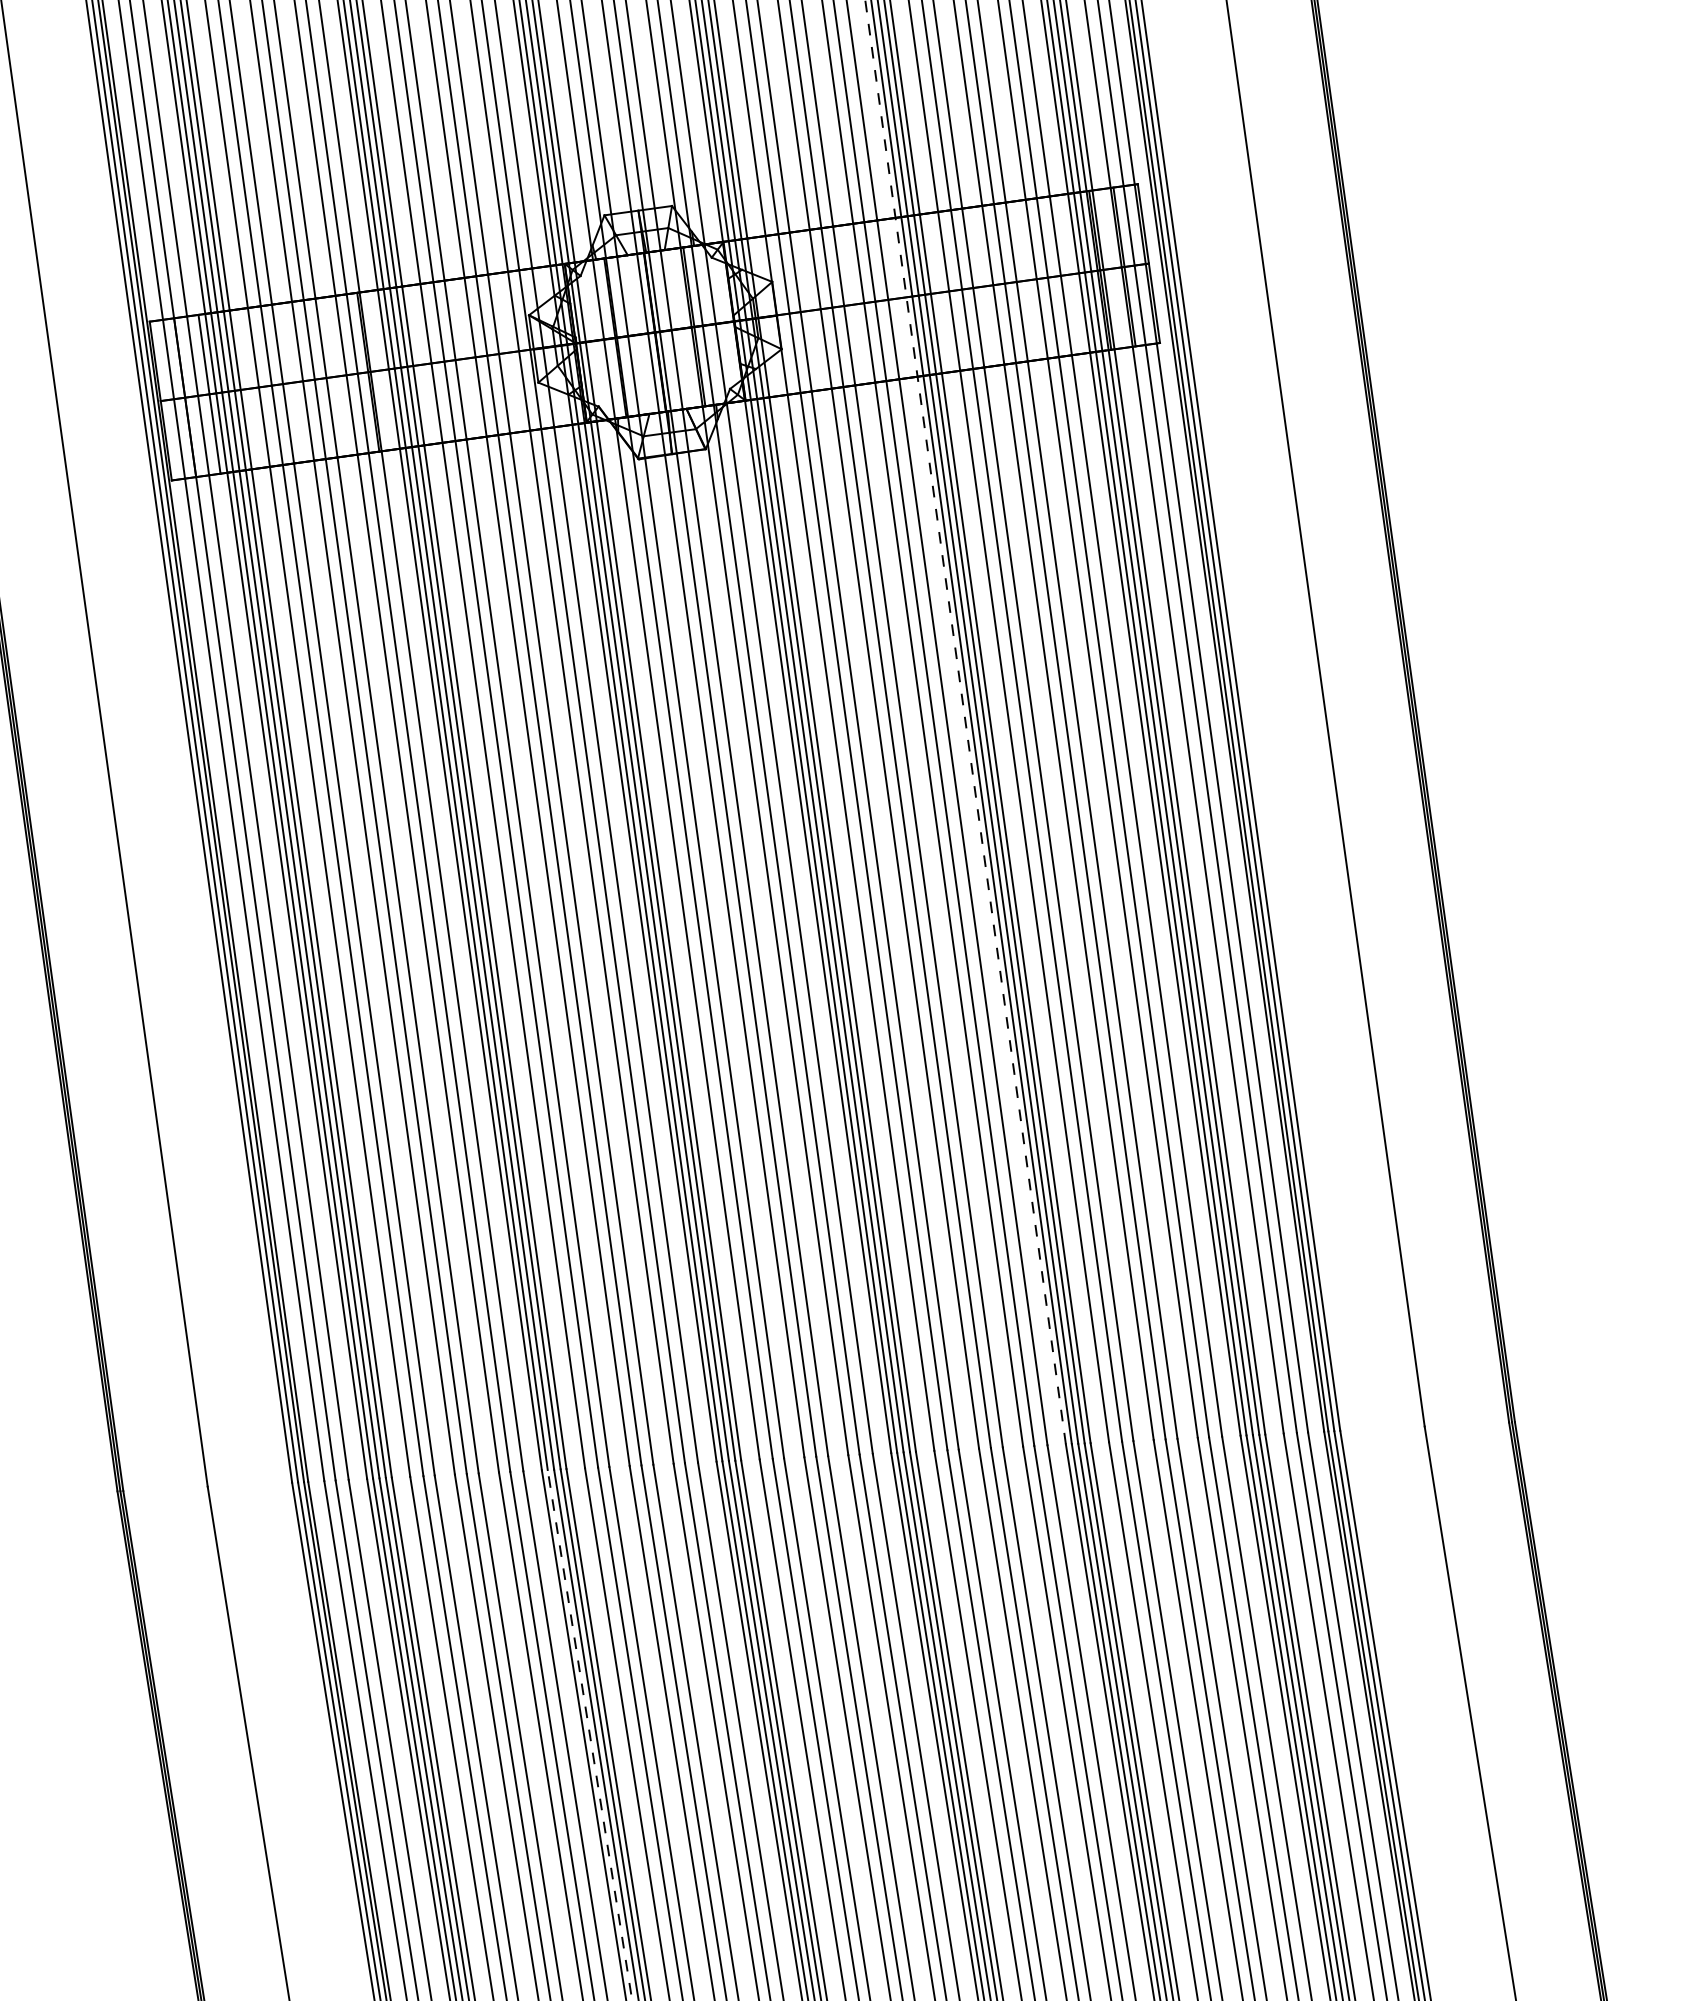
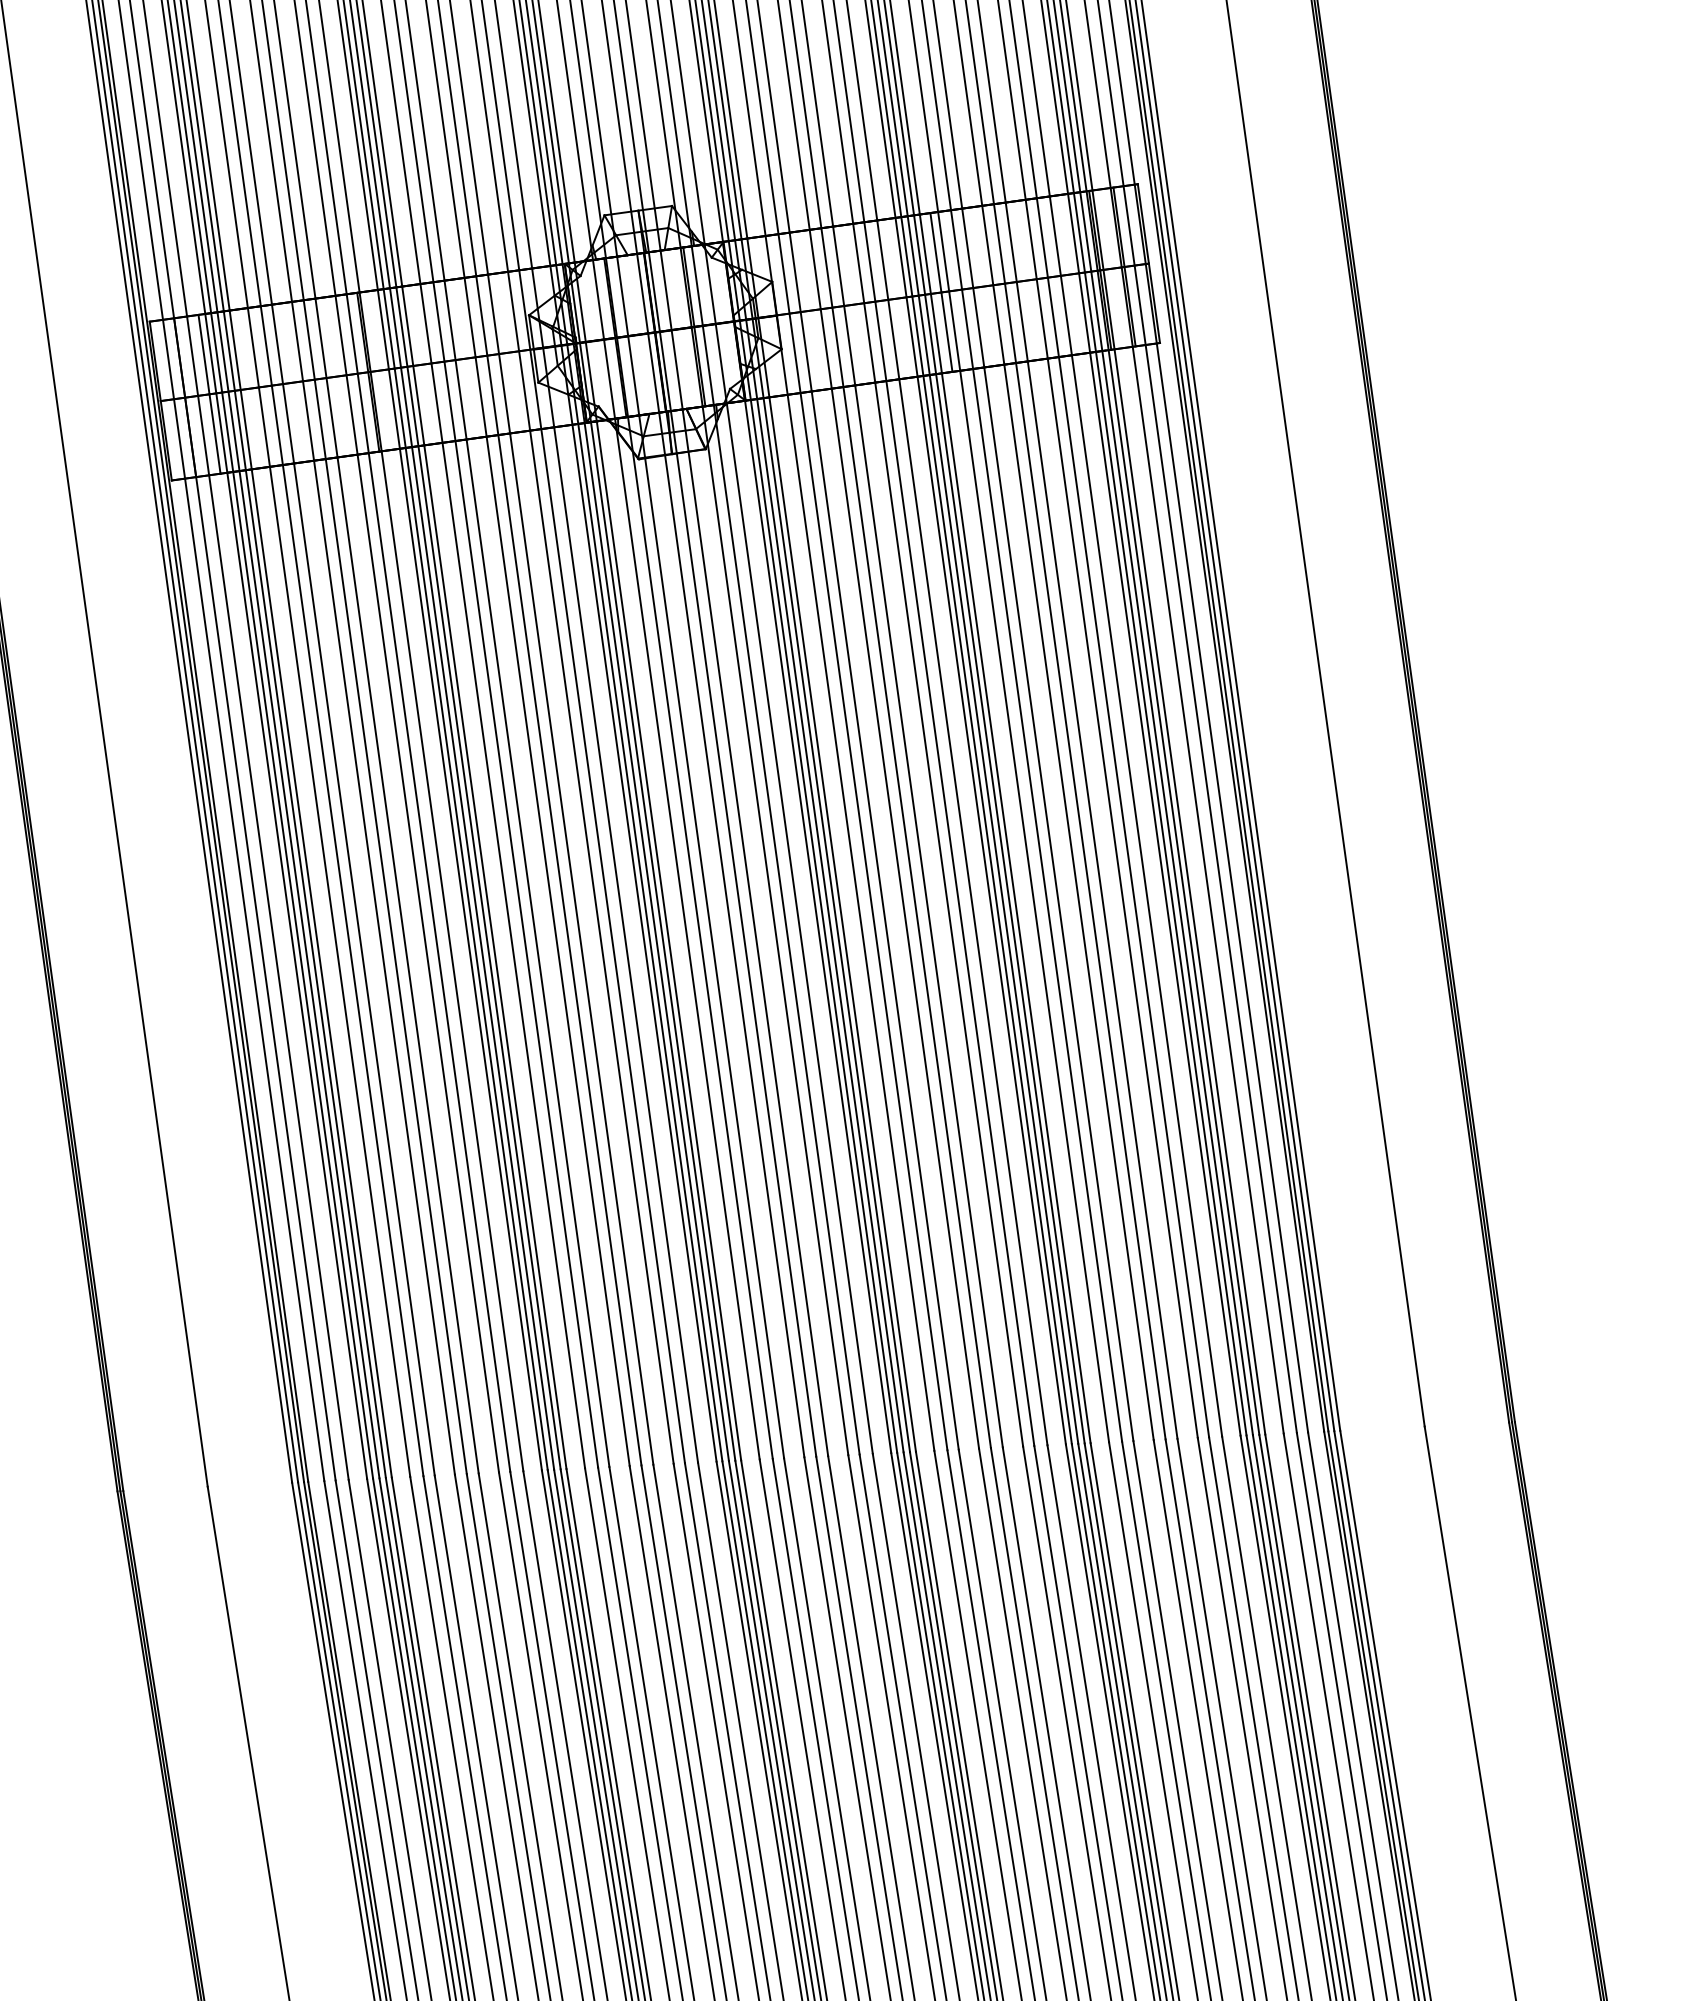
line: none -> present (941, 292)
line: dashed -> solid (965, 722)
line: dashed -> solid (589, 1735)
